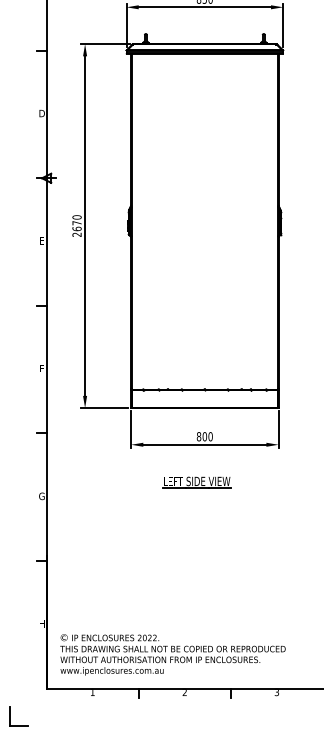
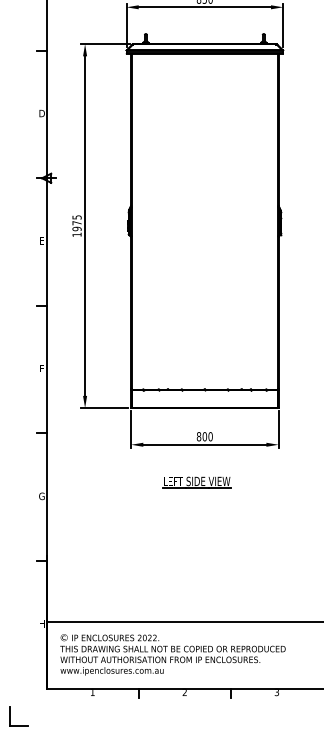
text: 2670 -> 1975 (76, 225)
line: none -> present (183, 622)
